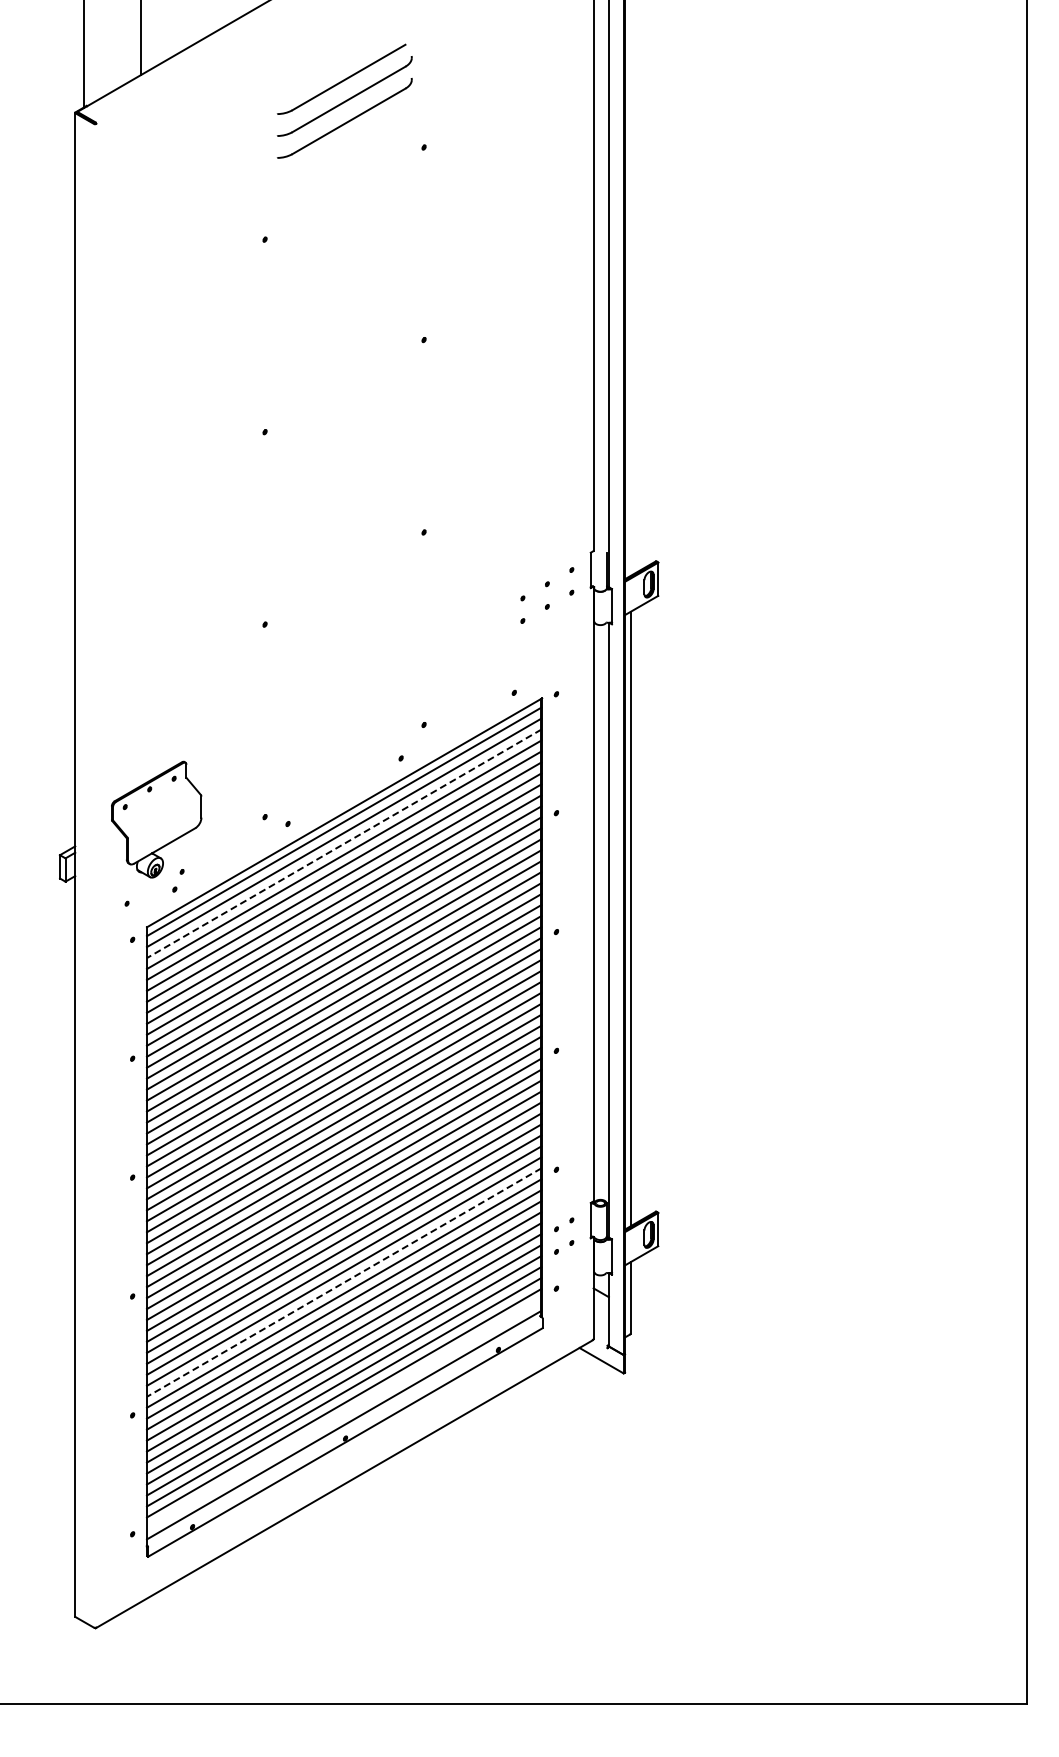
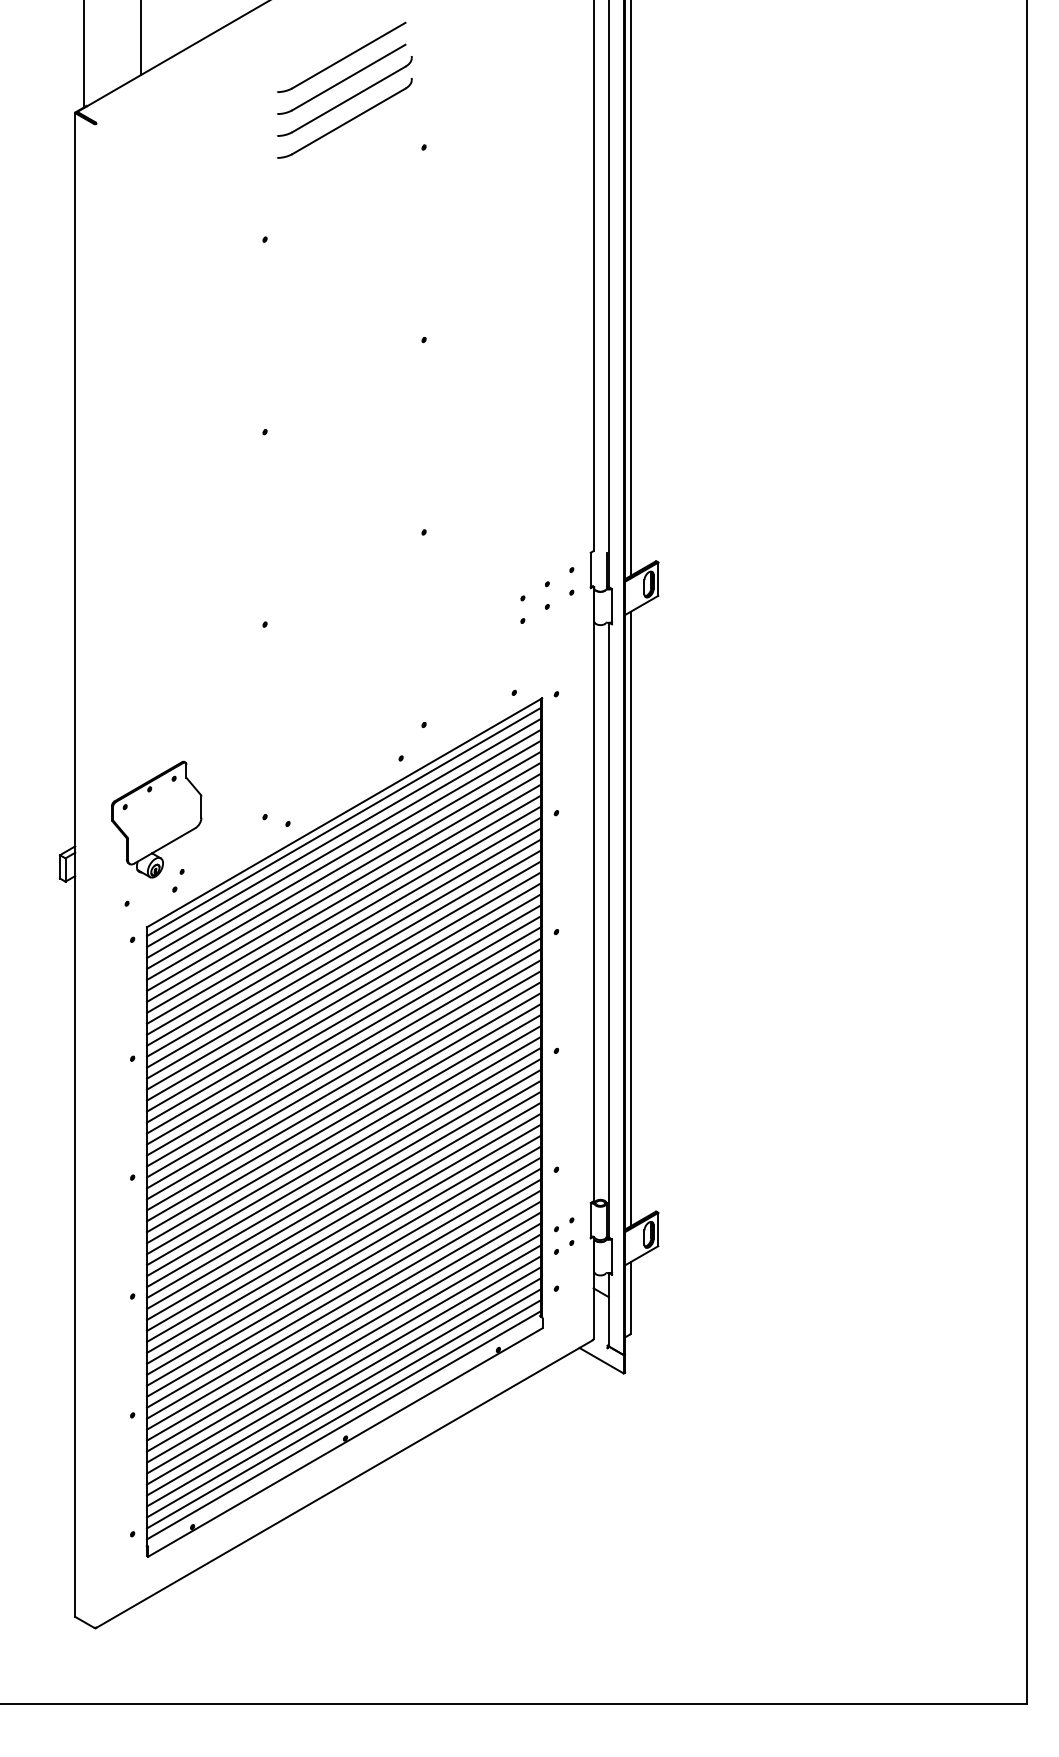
part: none -> present (341, 56)
line: none -> present (630, 288)
line: dashed -> solid (344, 843)
line: dashed -> solid (344, 1282)
line: none -> present (343, 1413)
